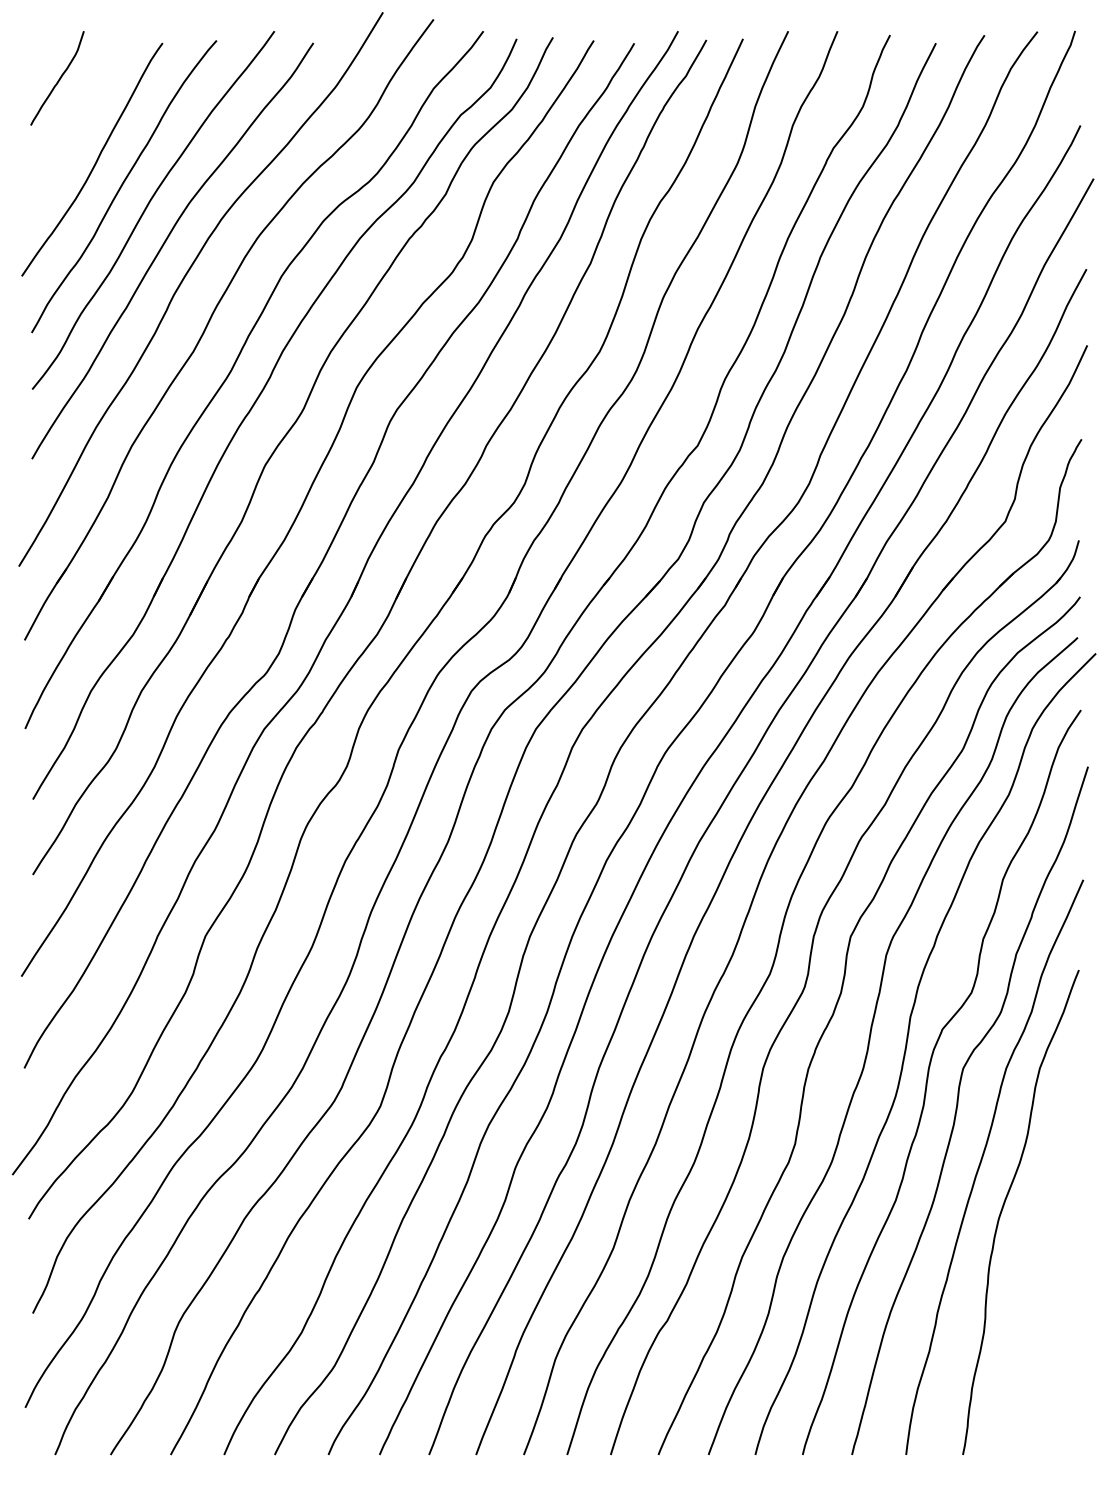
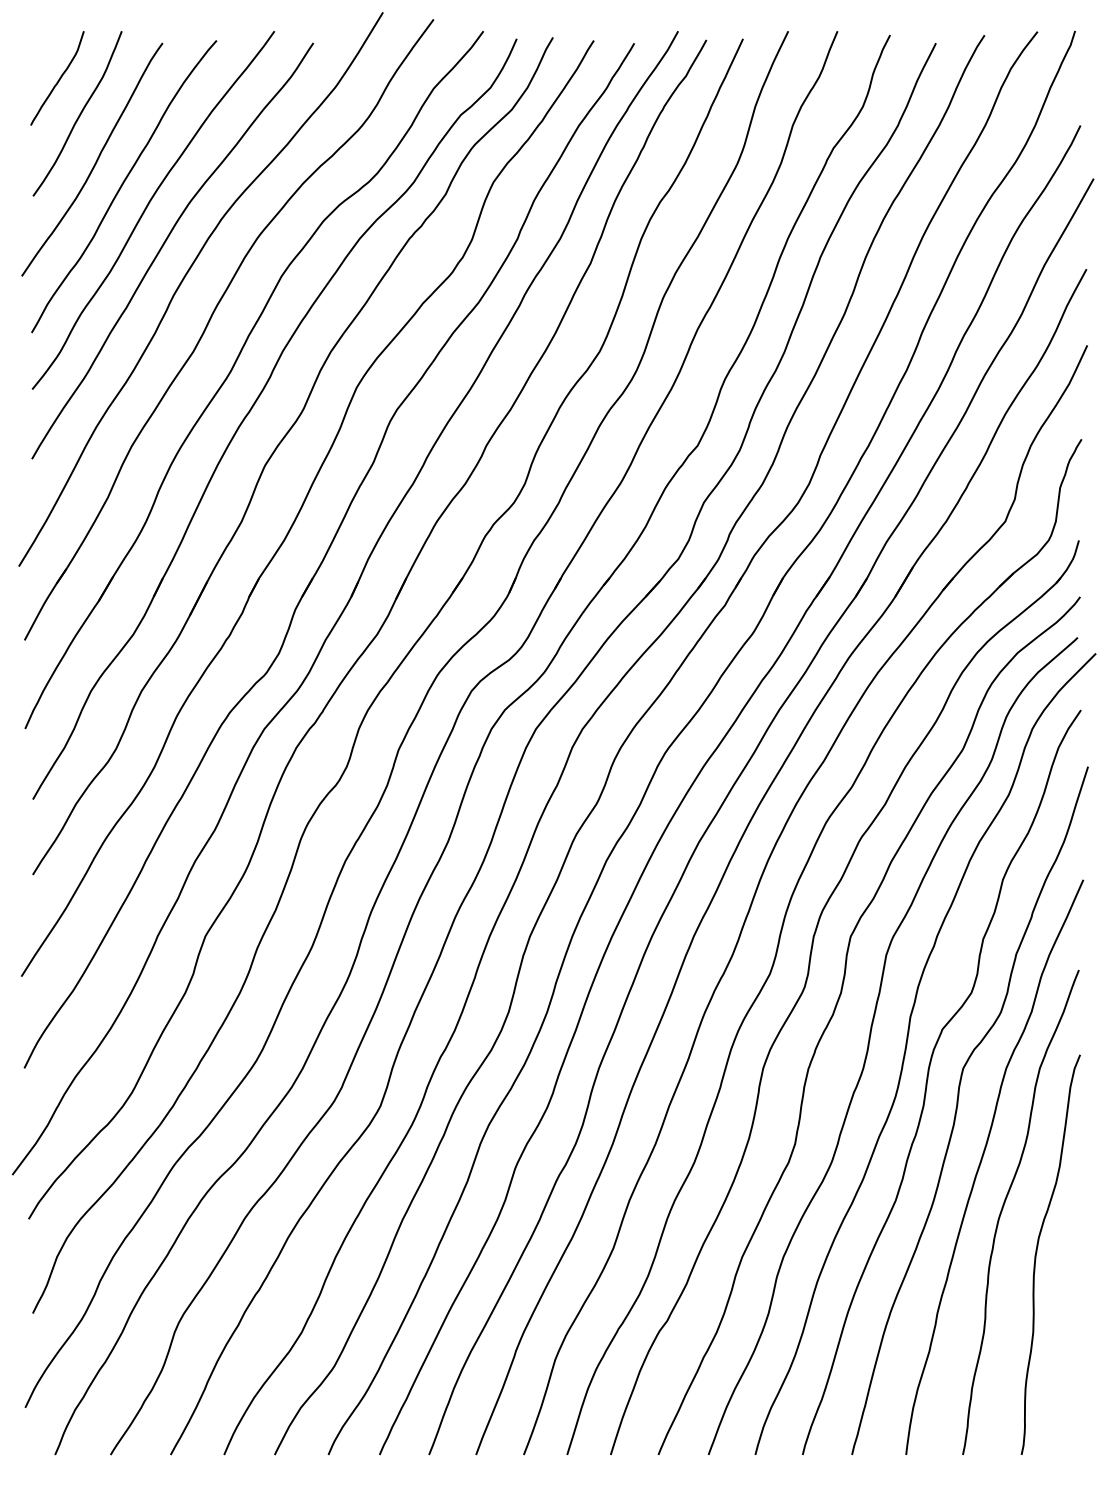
curve: none -> present (79, 113)
curve: none -> present (1037, 1252)
